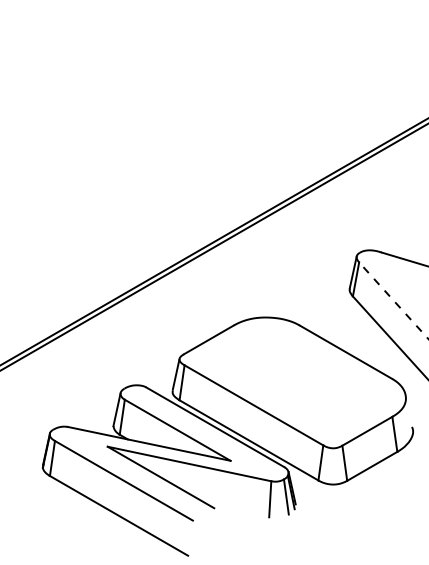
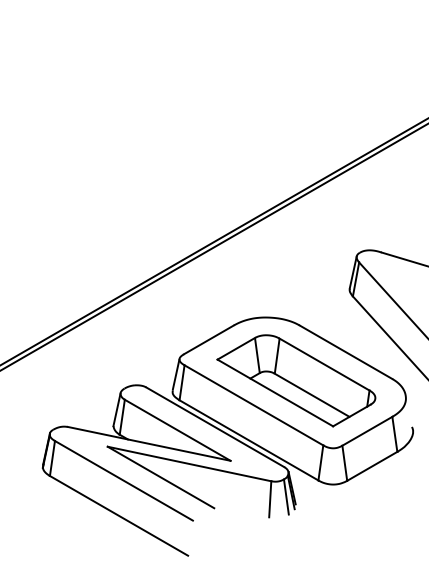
line: dashed -> solid (393, 300)
part: none -> present (296, 380)
